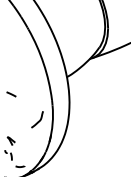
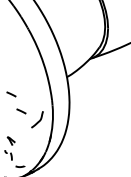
curve: none -> present (21, 111)
